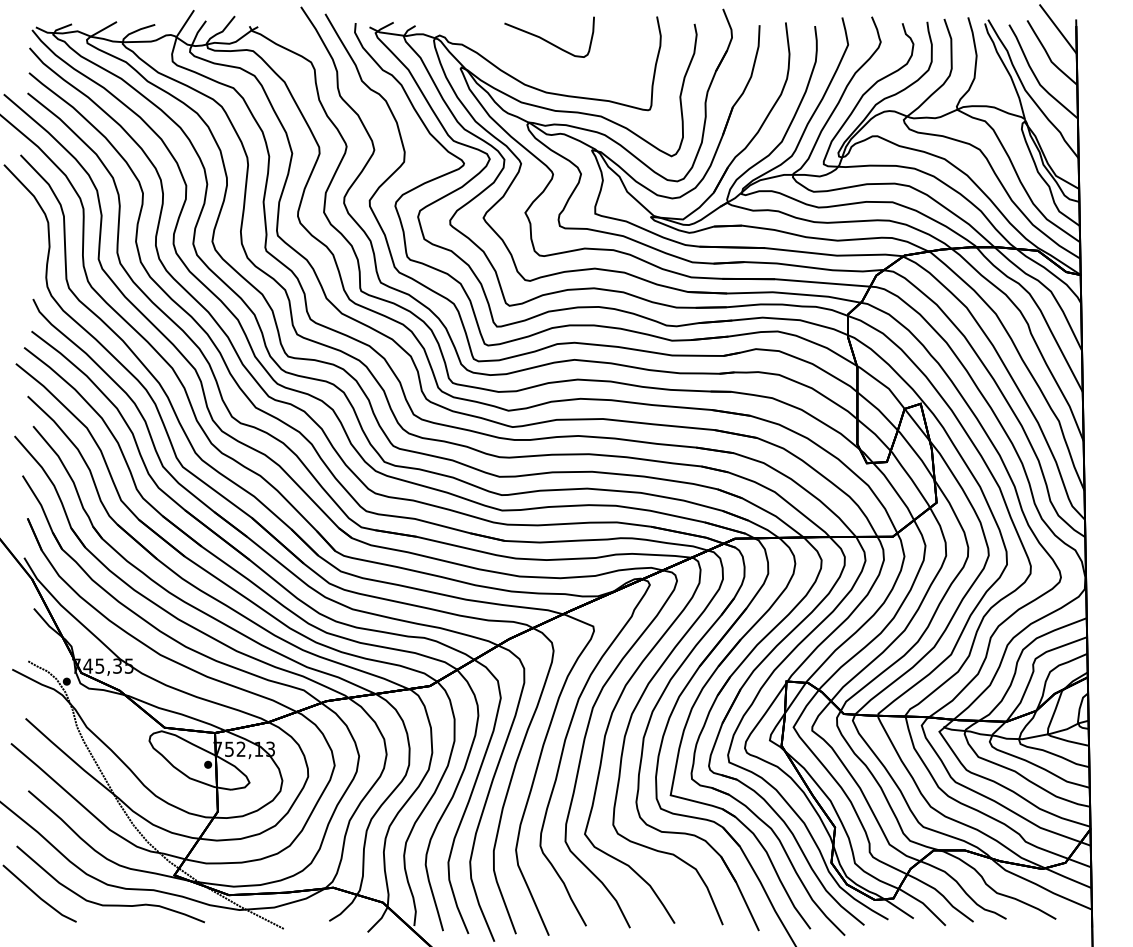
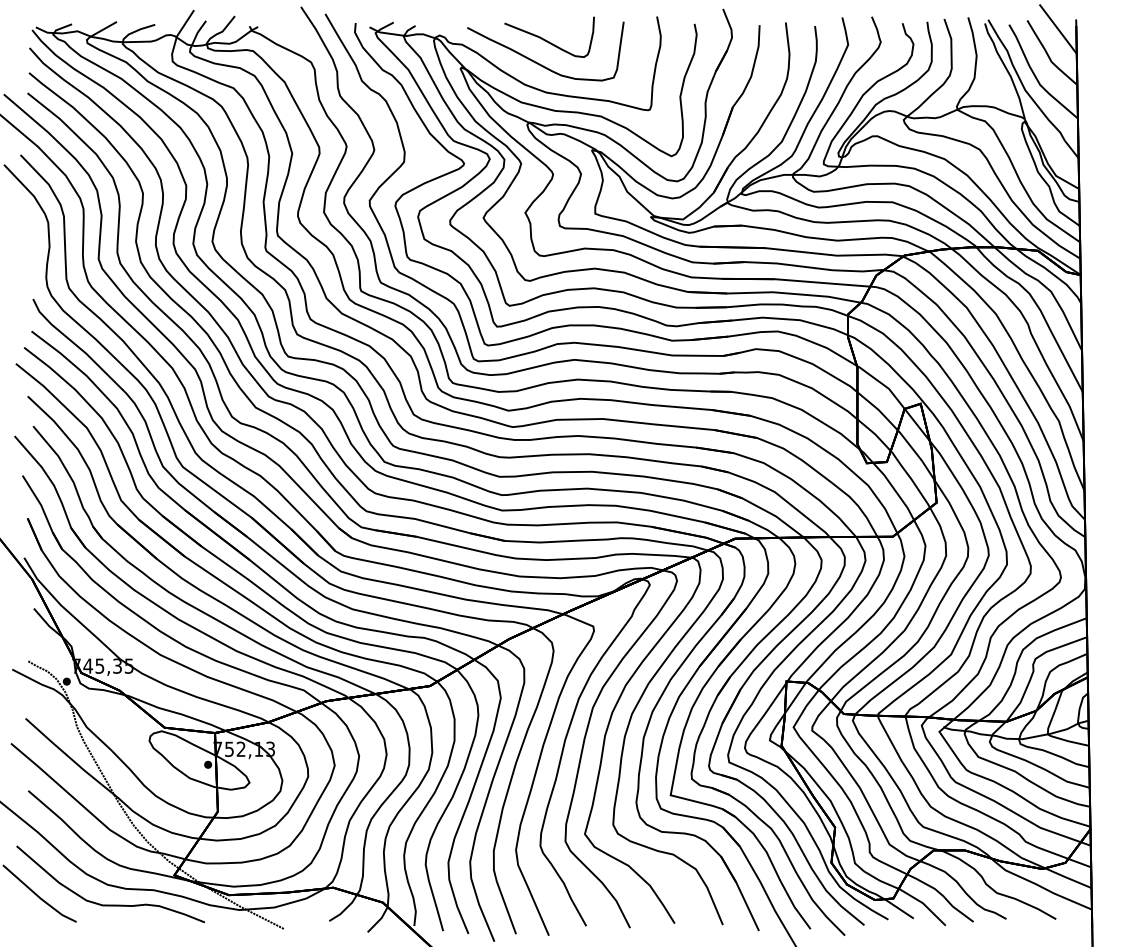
curve: none -> present (538, 62)
